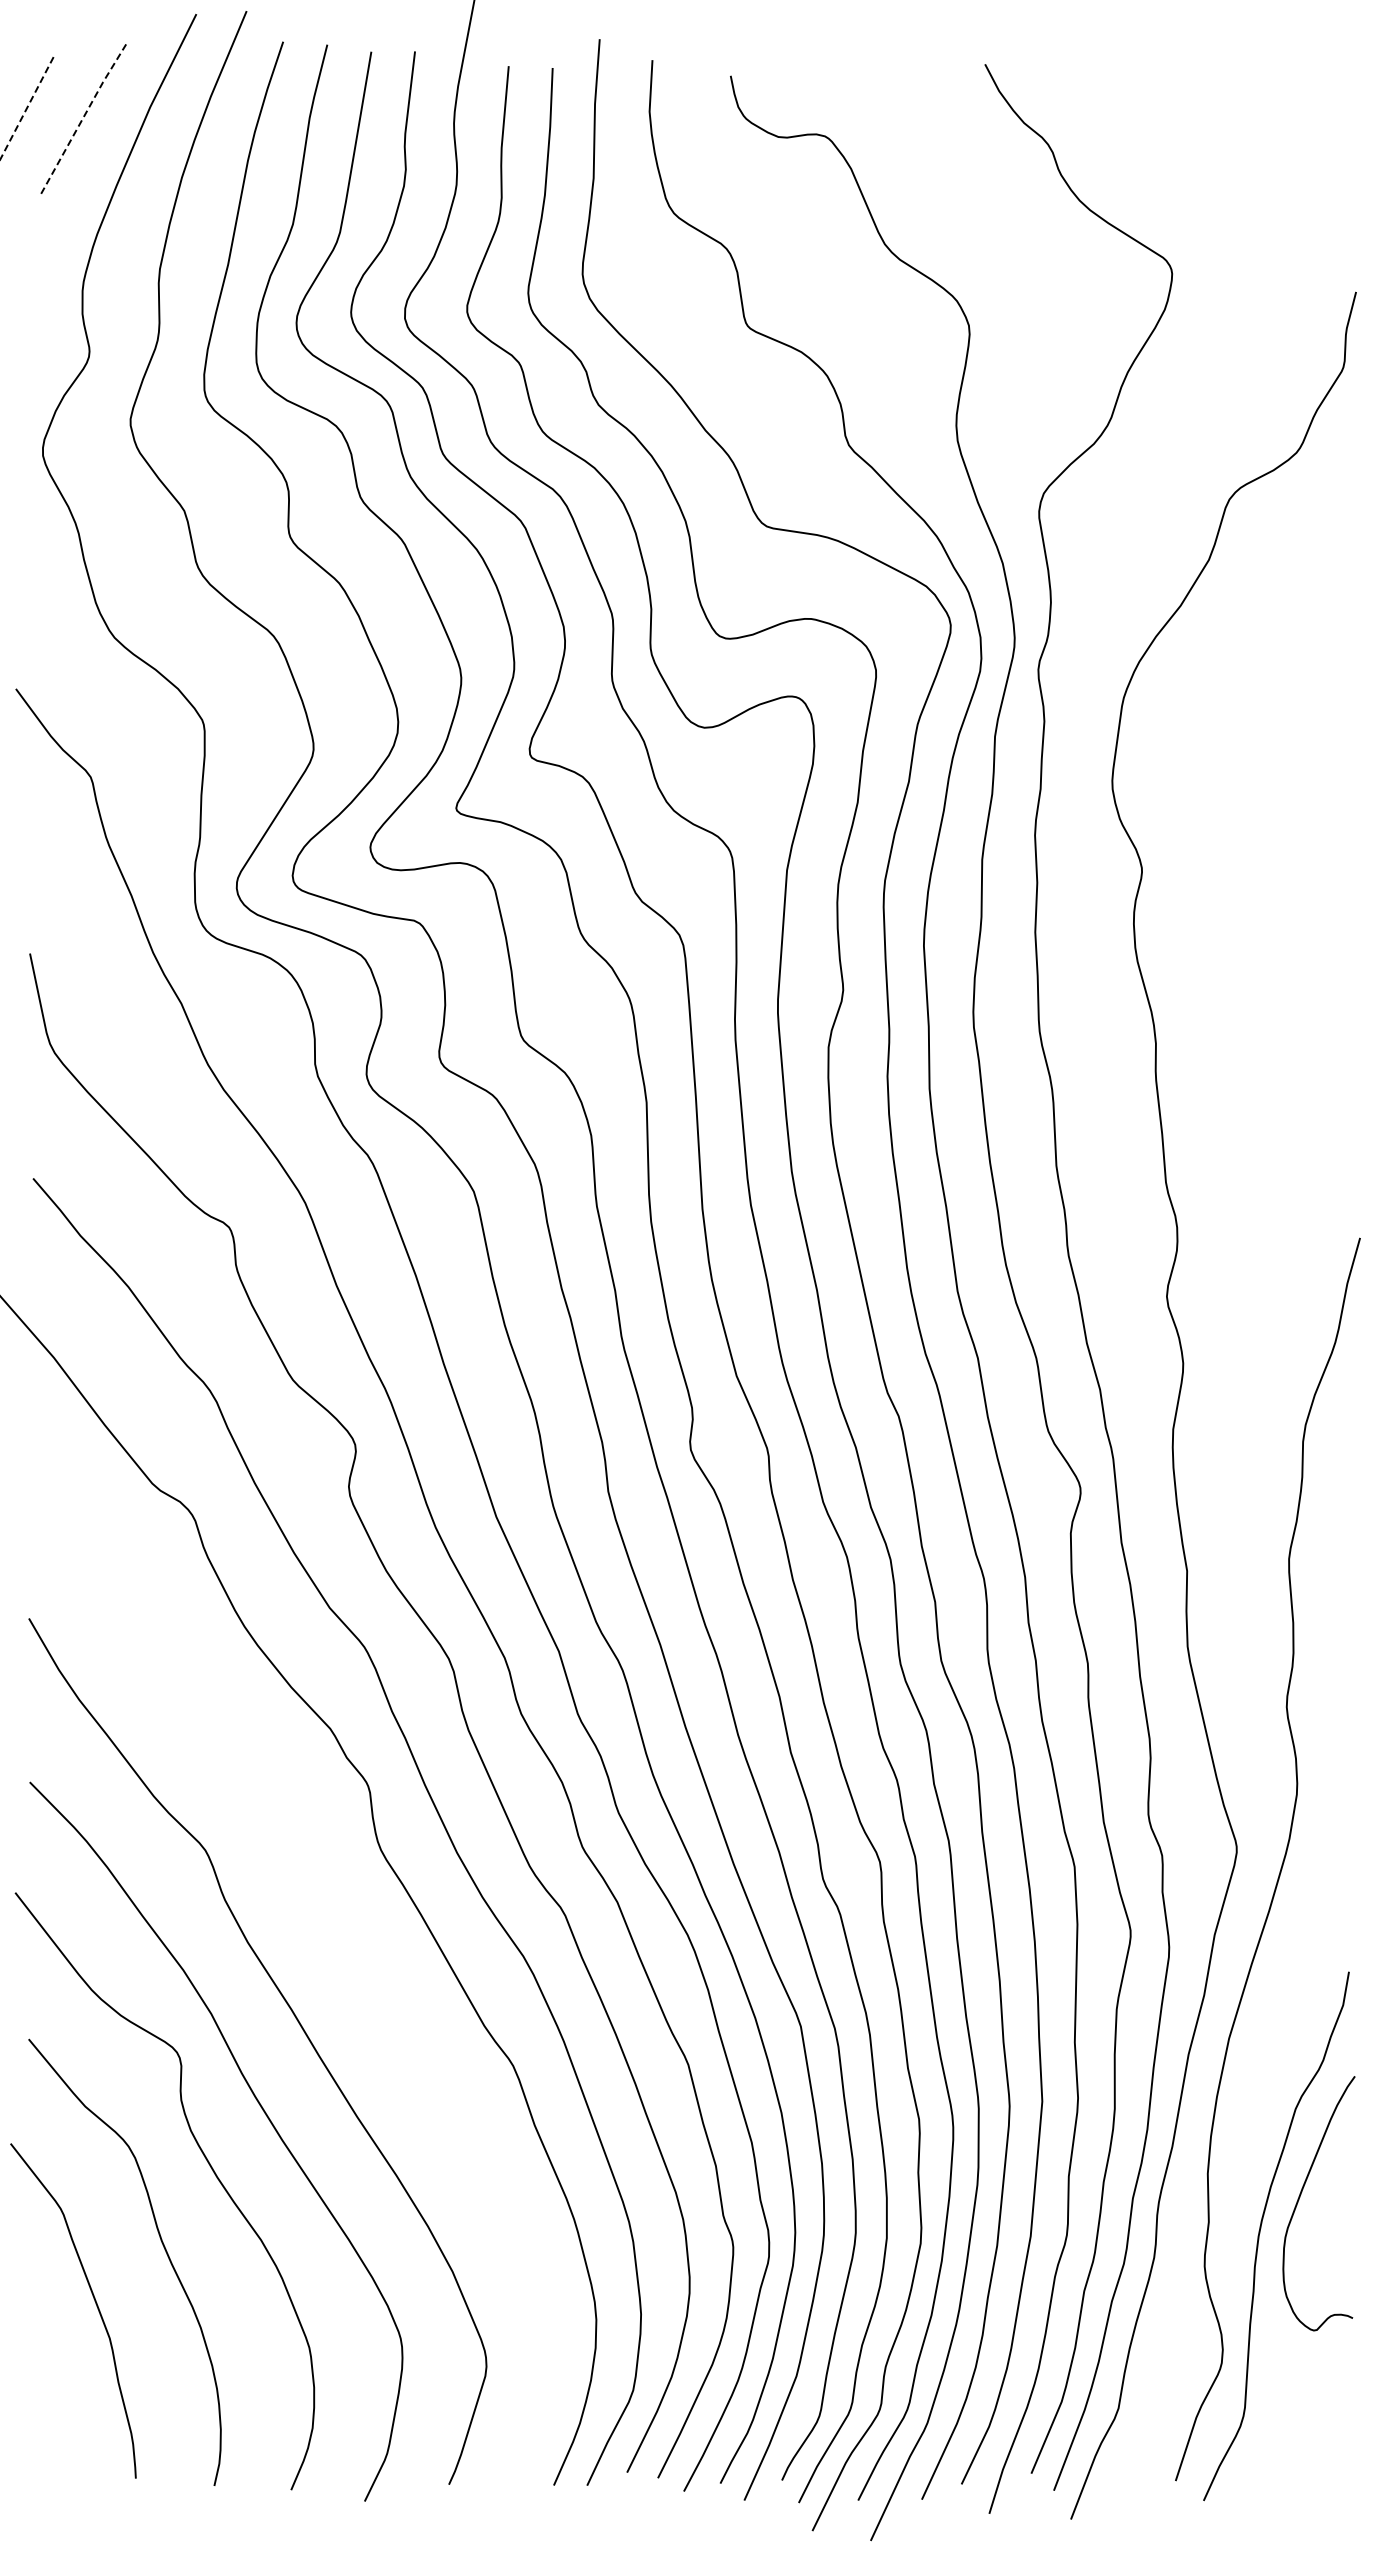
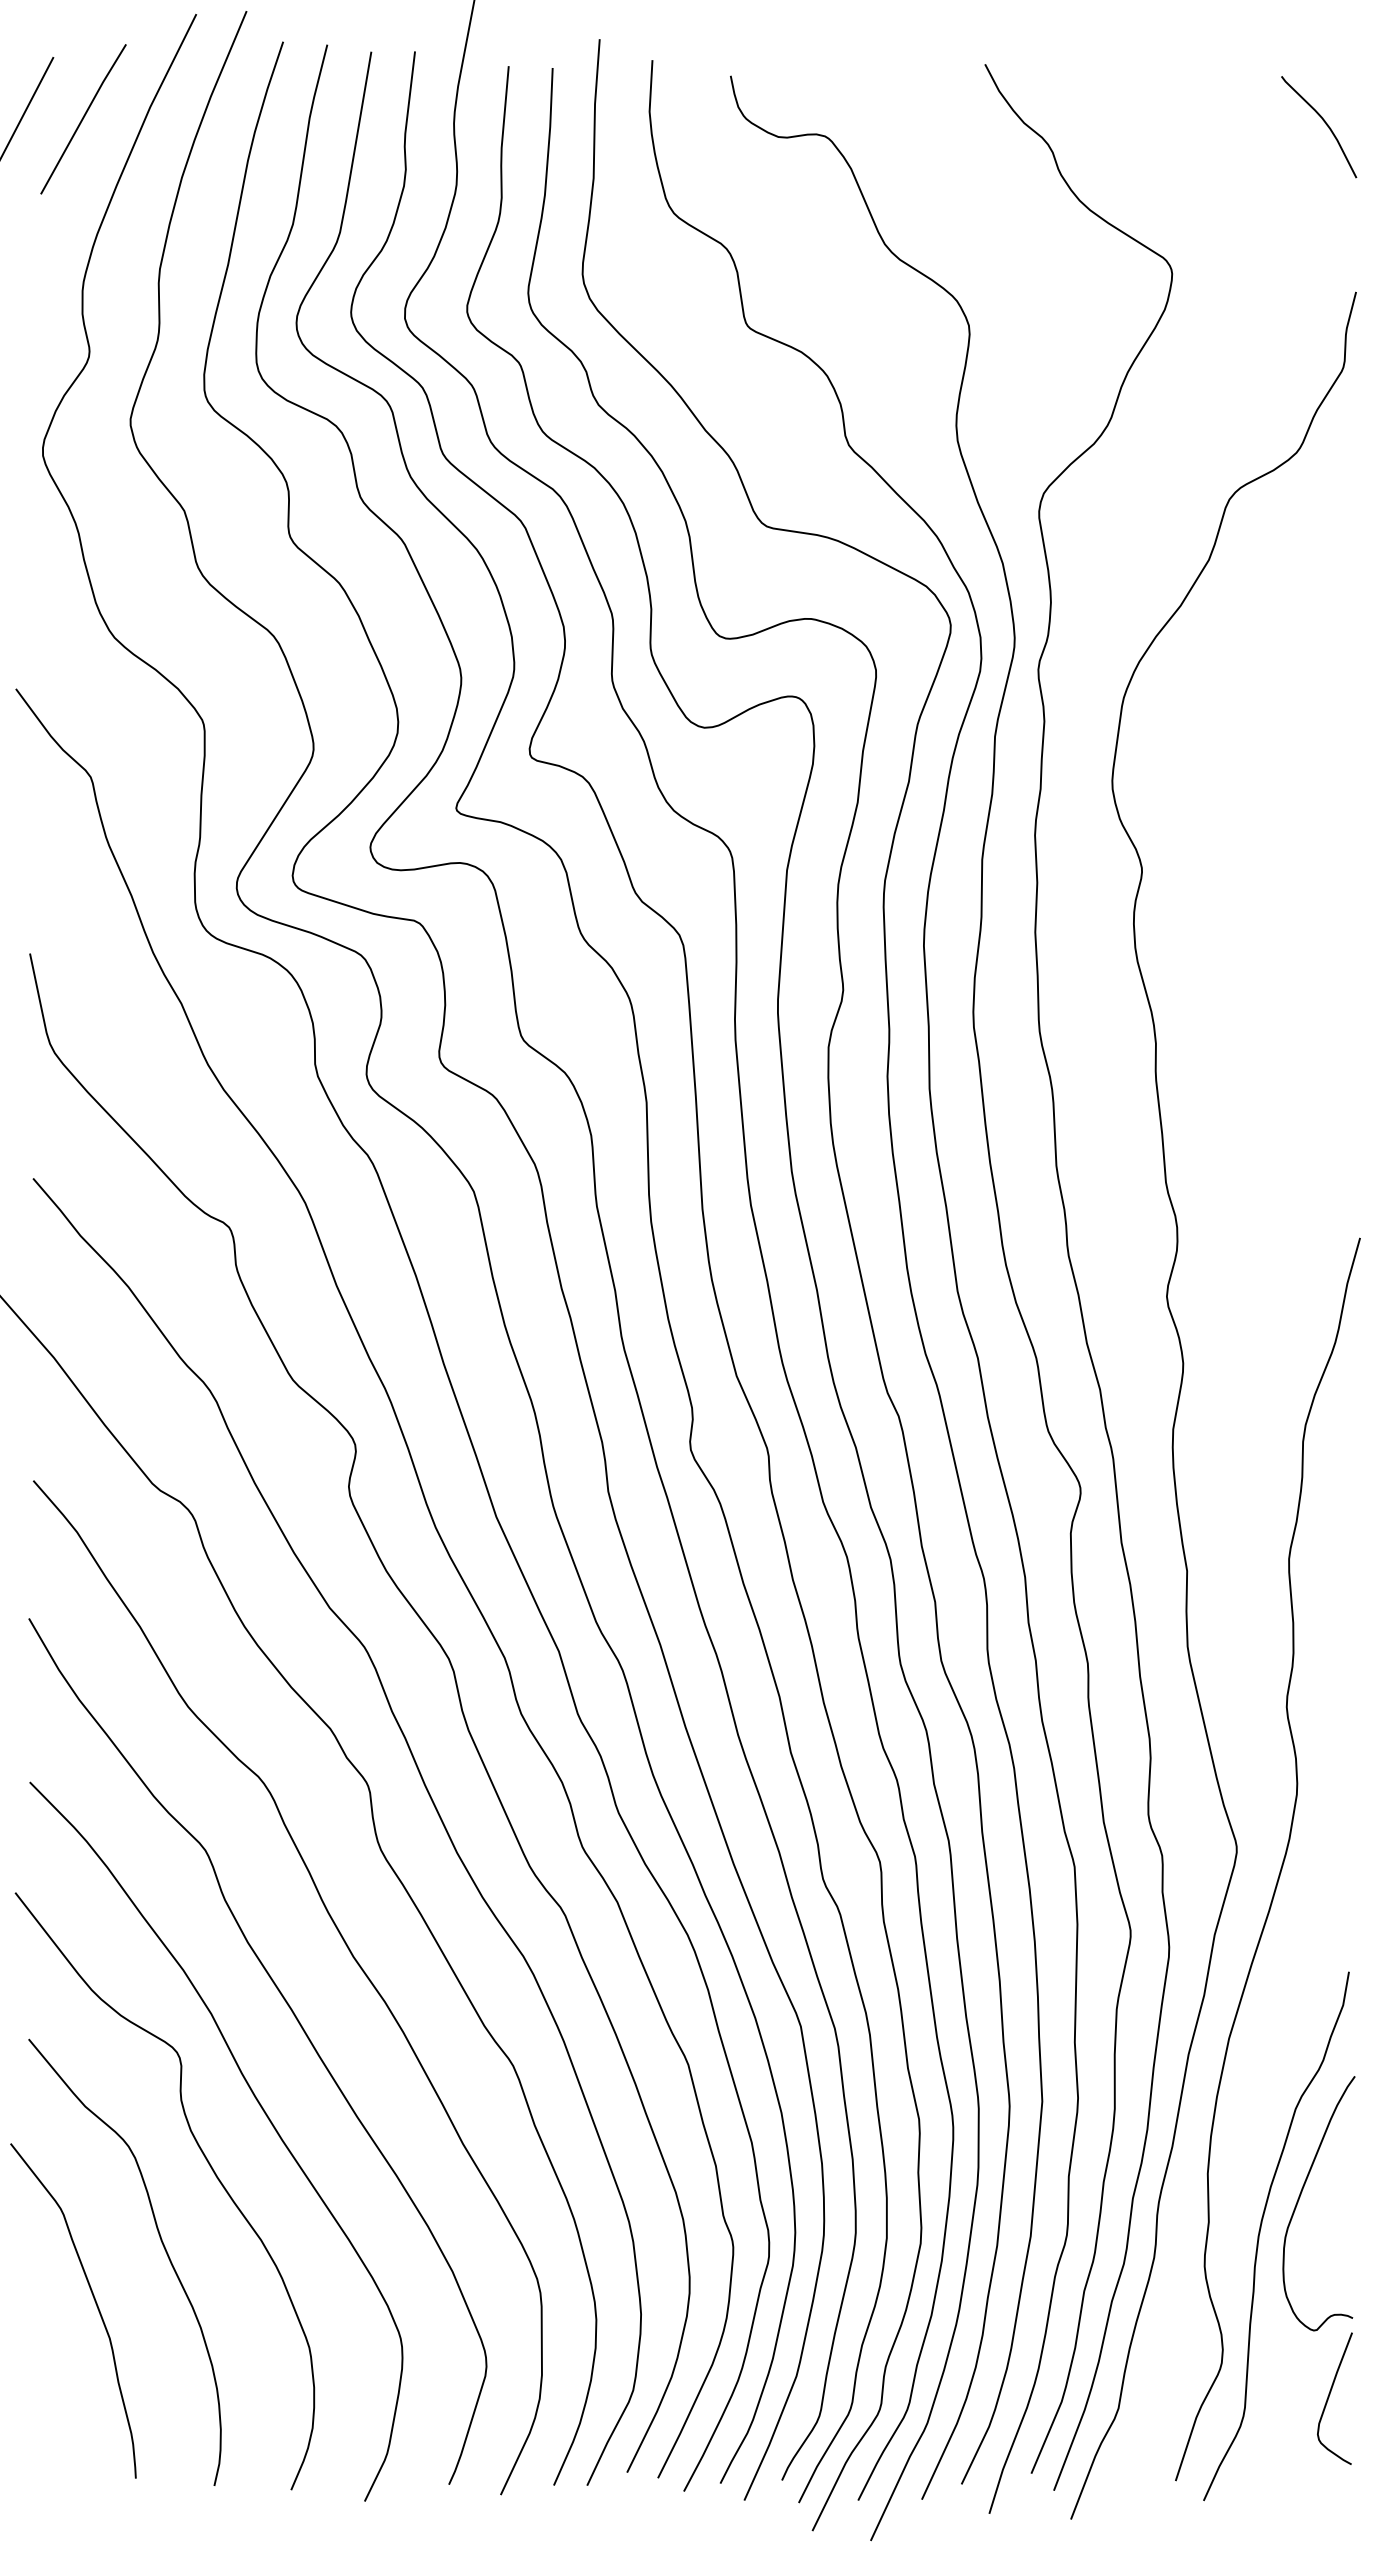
line: dashed -> solid (26, 108)
line: dashed -> solid (82, 118)
curve: none -> present (1325, 124)
curve: none -> present (349, 1952)
curve: none -> present (1329, 2397)
